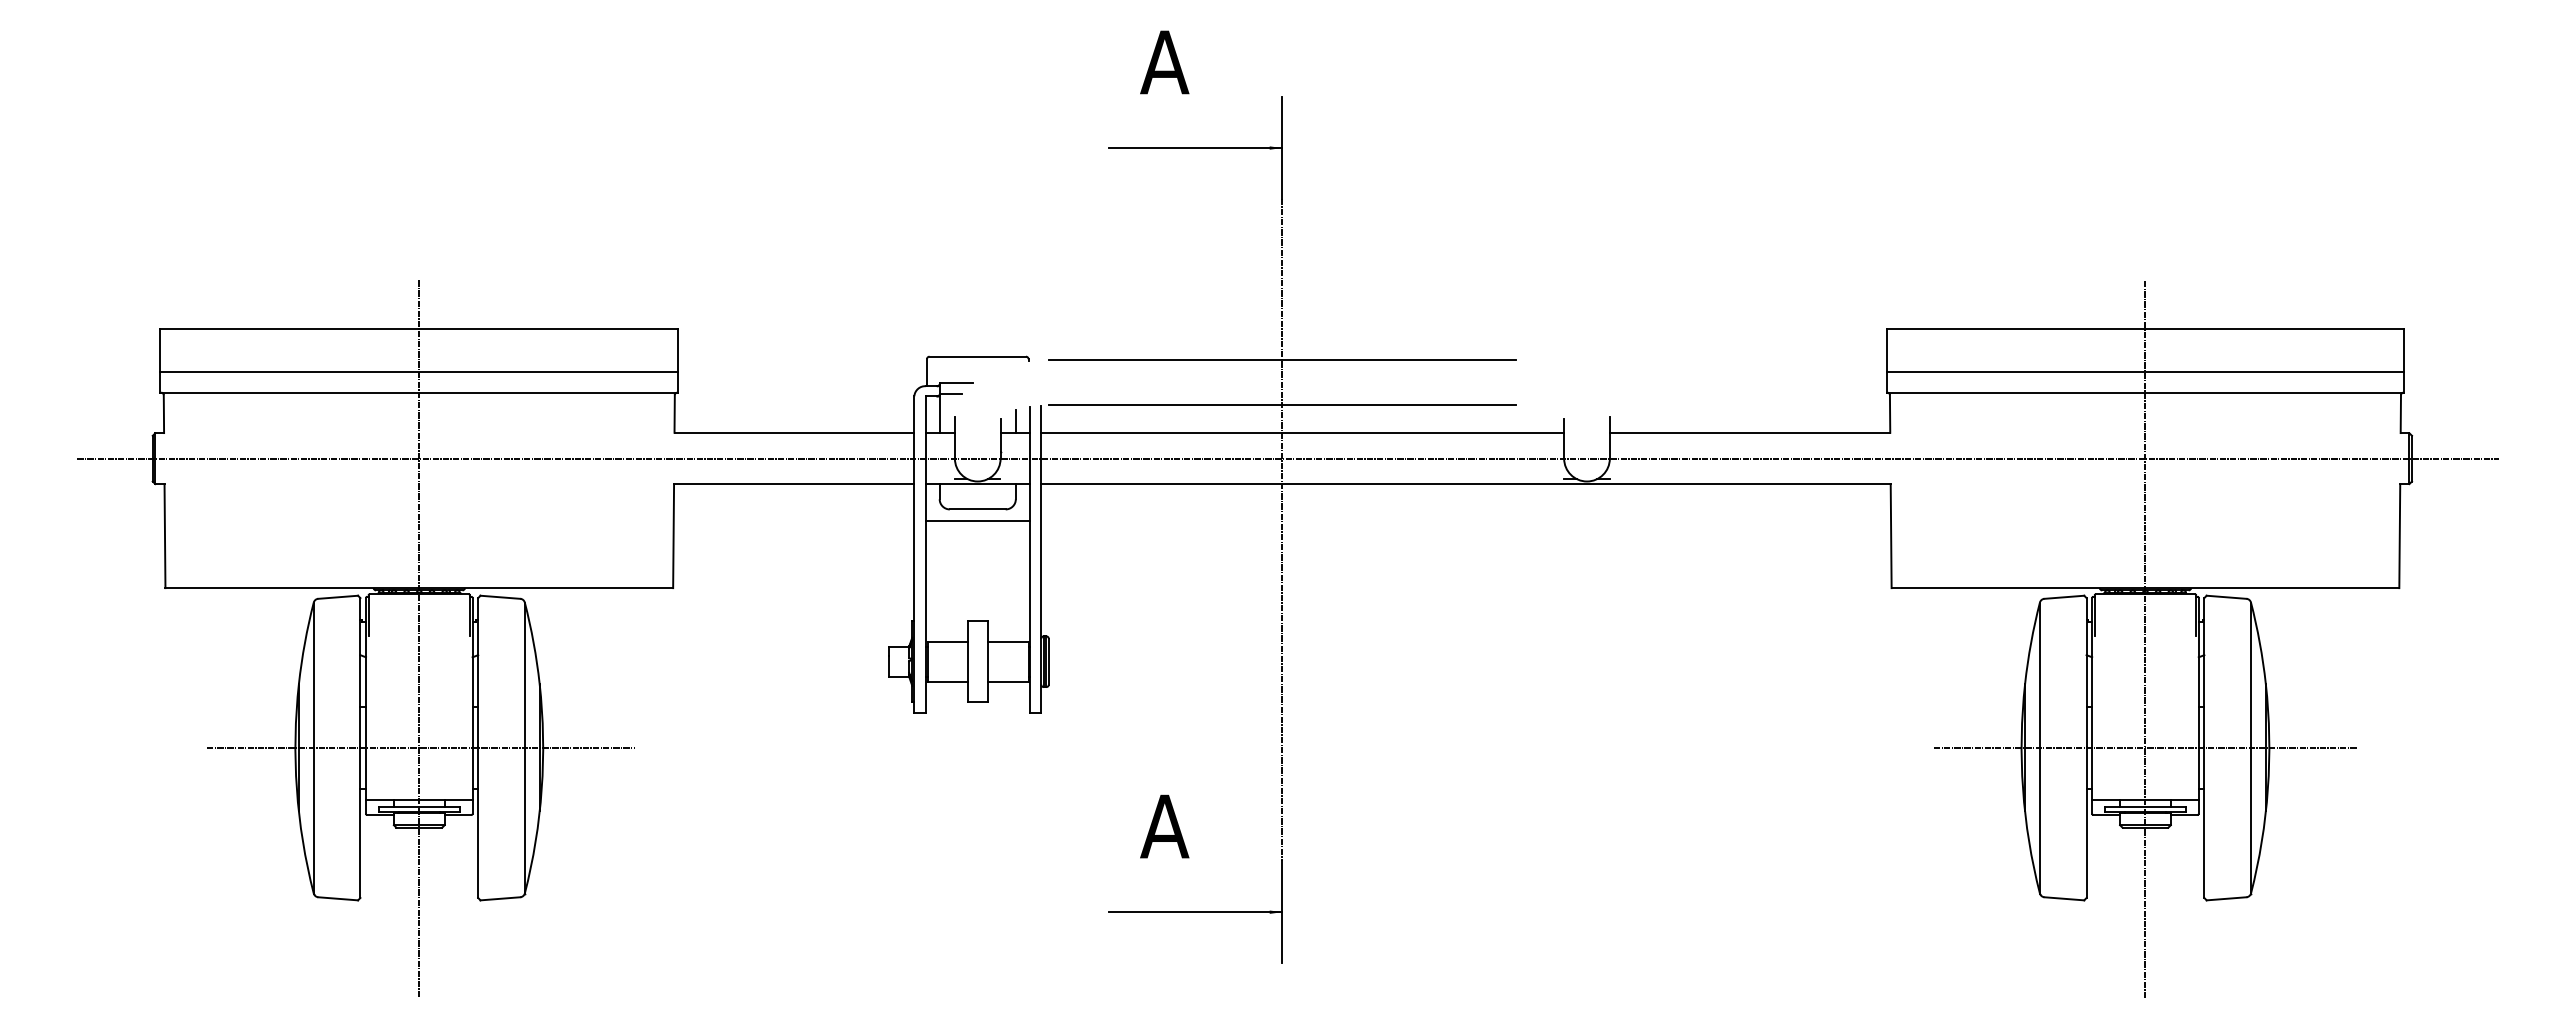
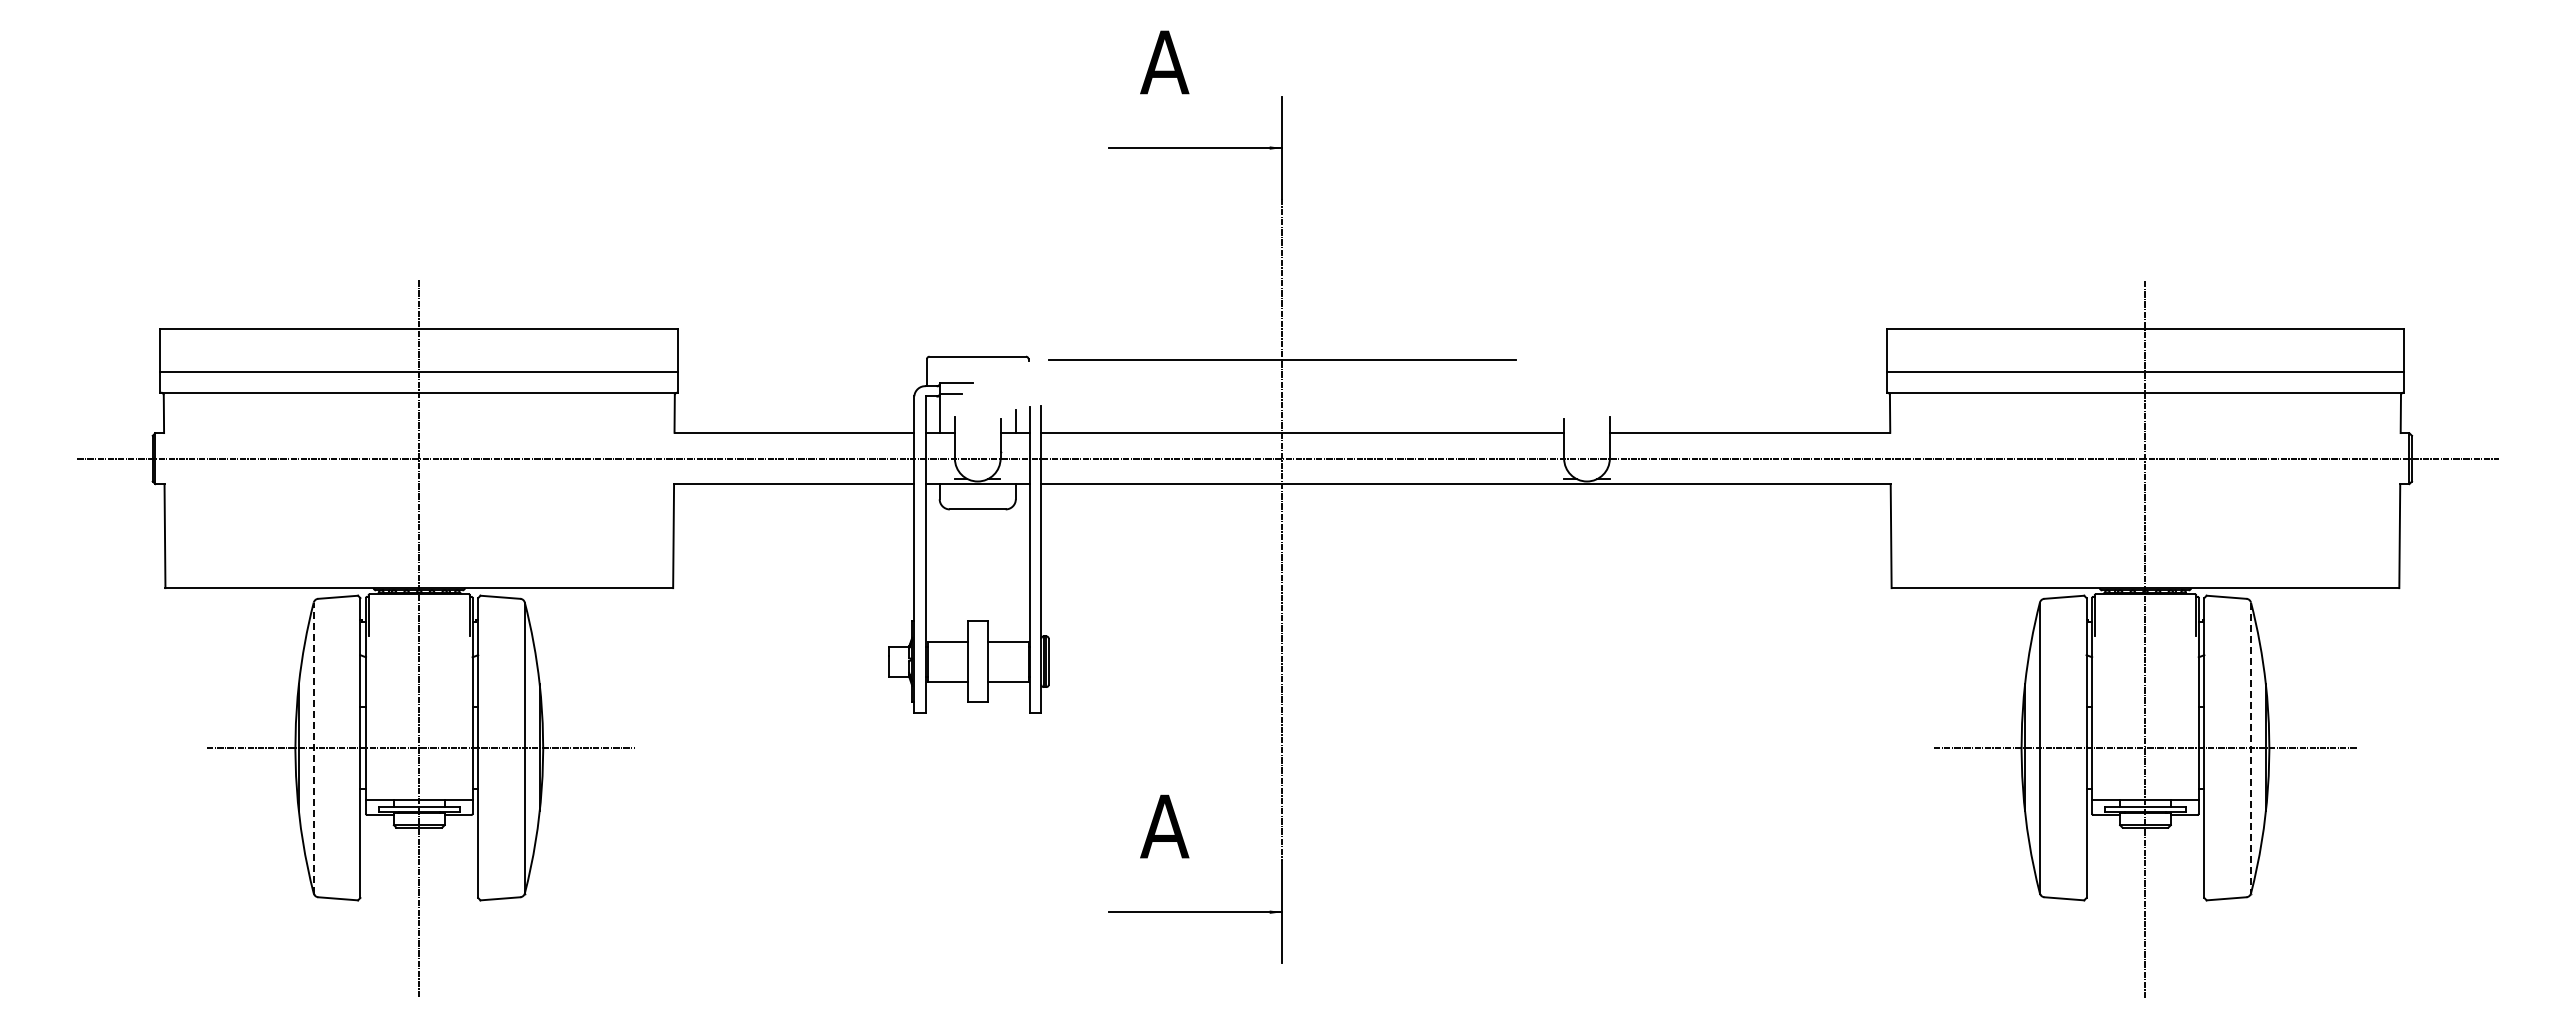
line: present -> none (1281, 405)
line: present -> none (977, 520)
line: solid -> dashed (313, 747)
line: solid -> dashed (2251, 748)
